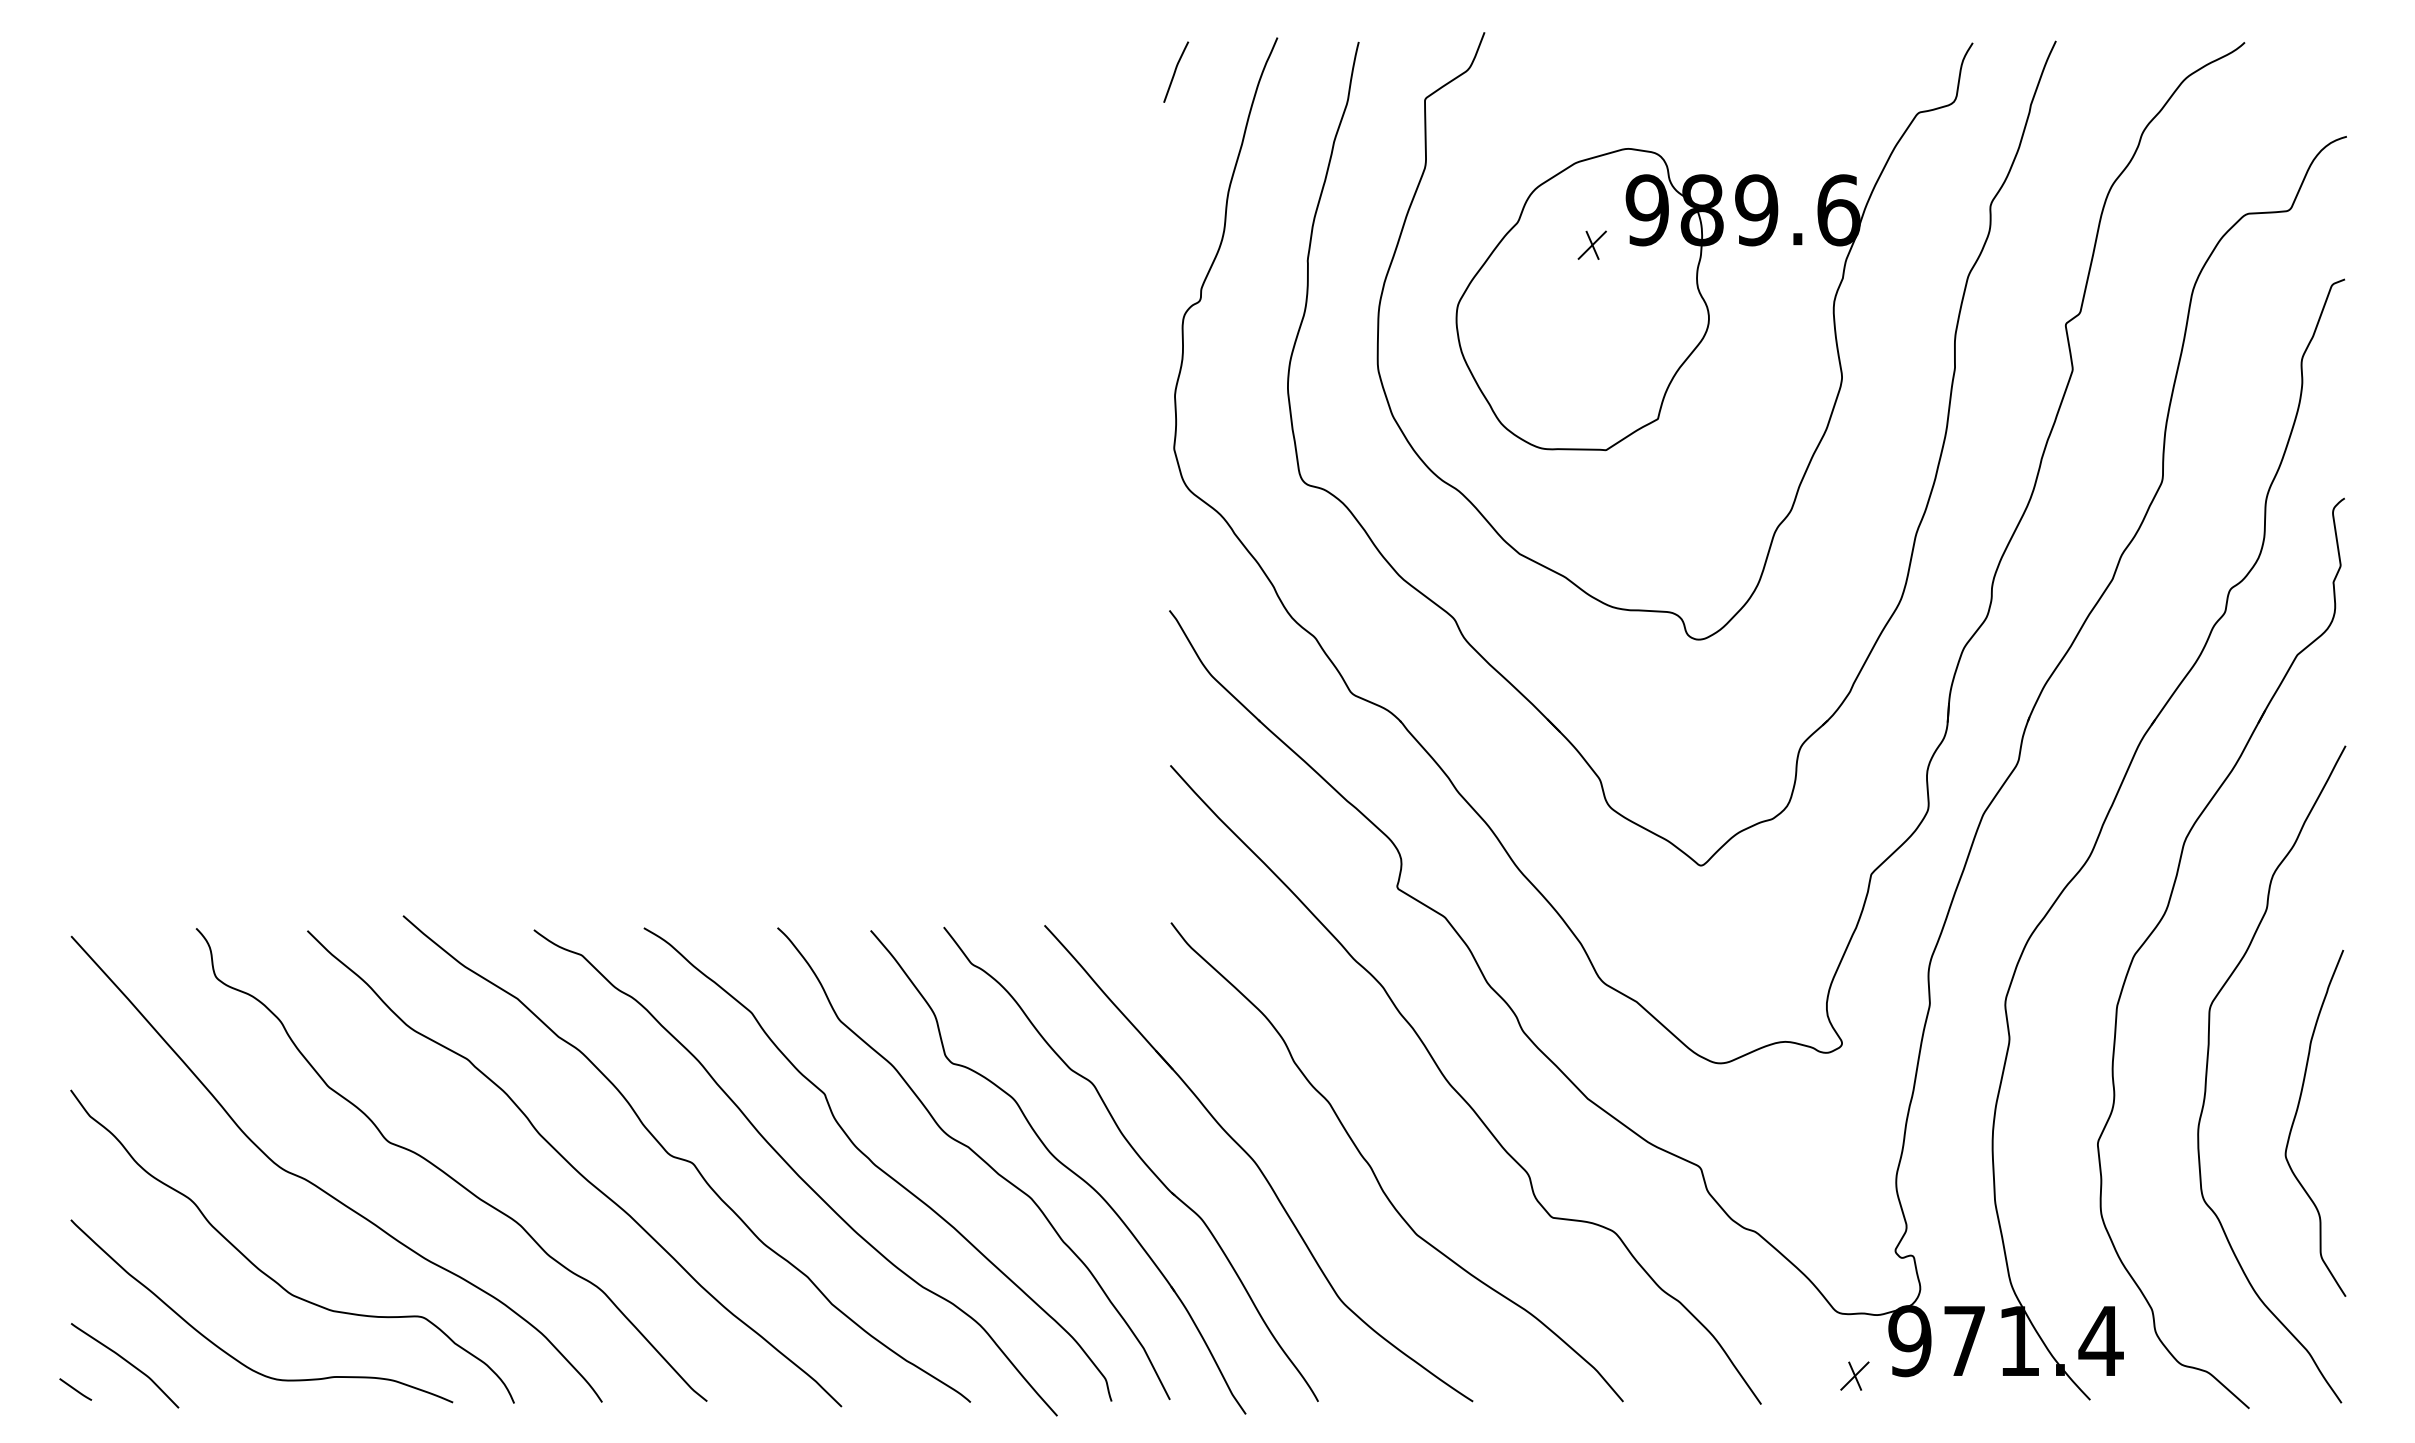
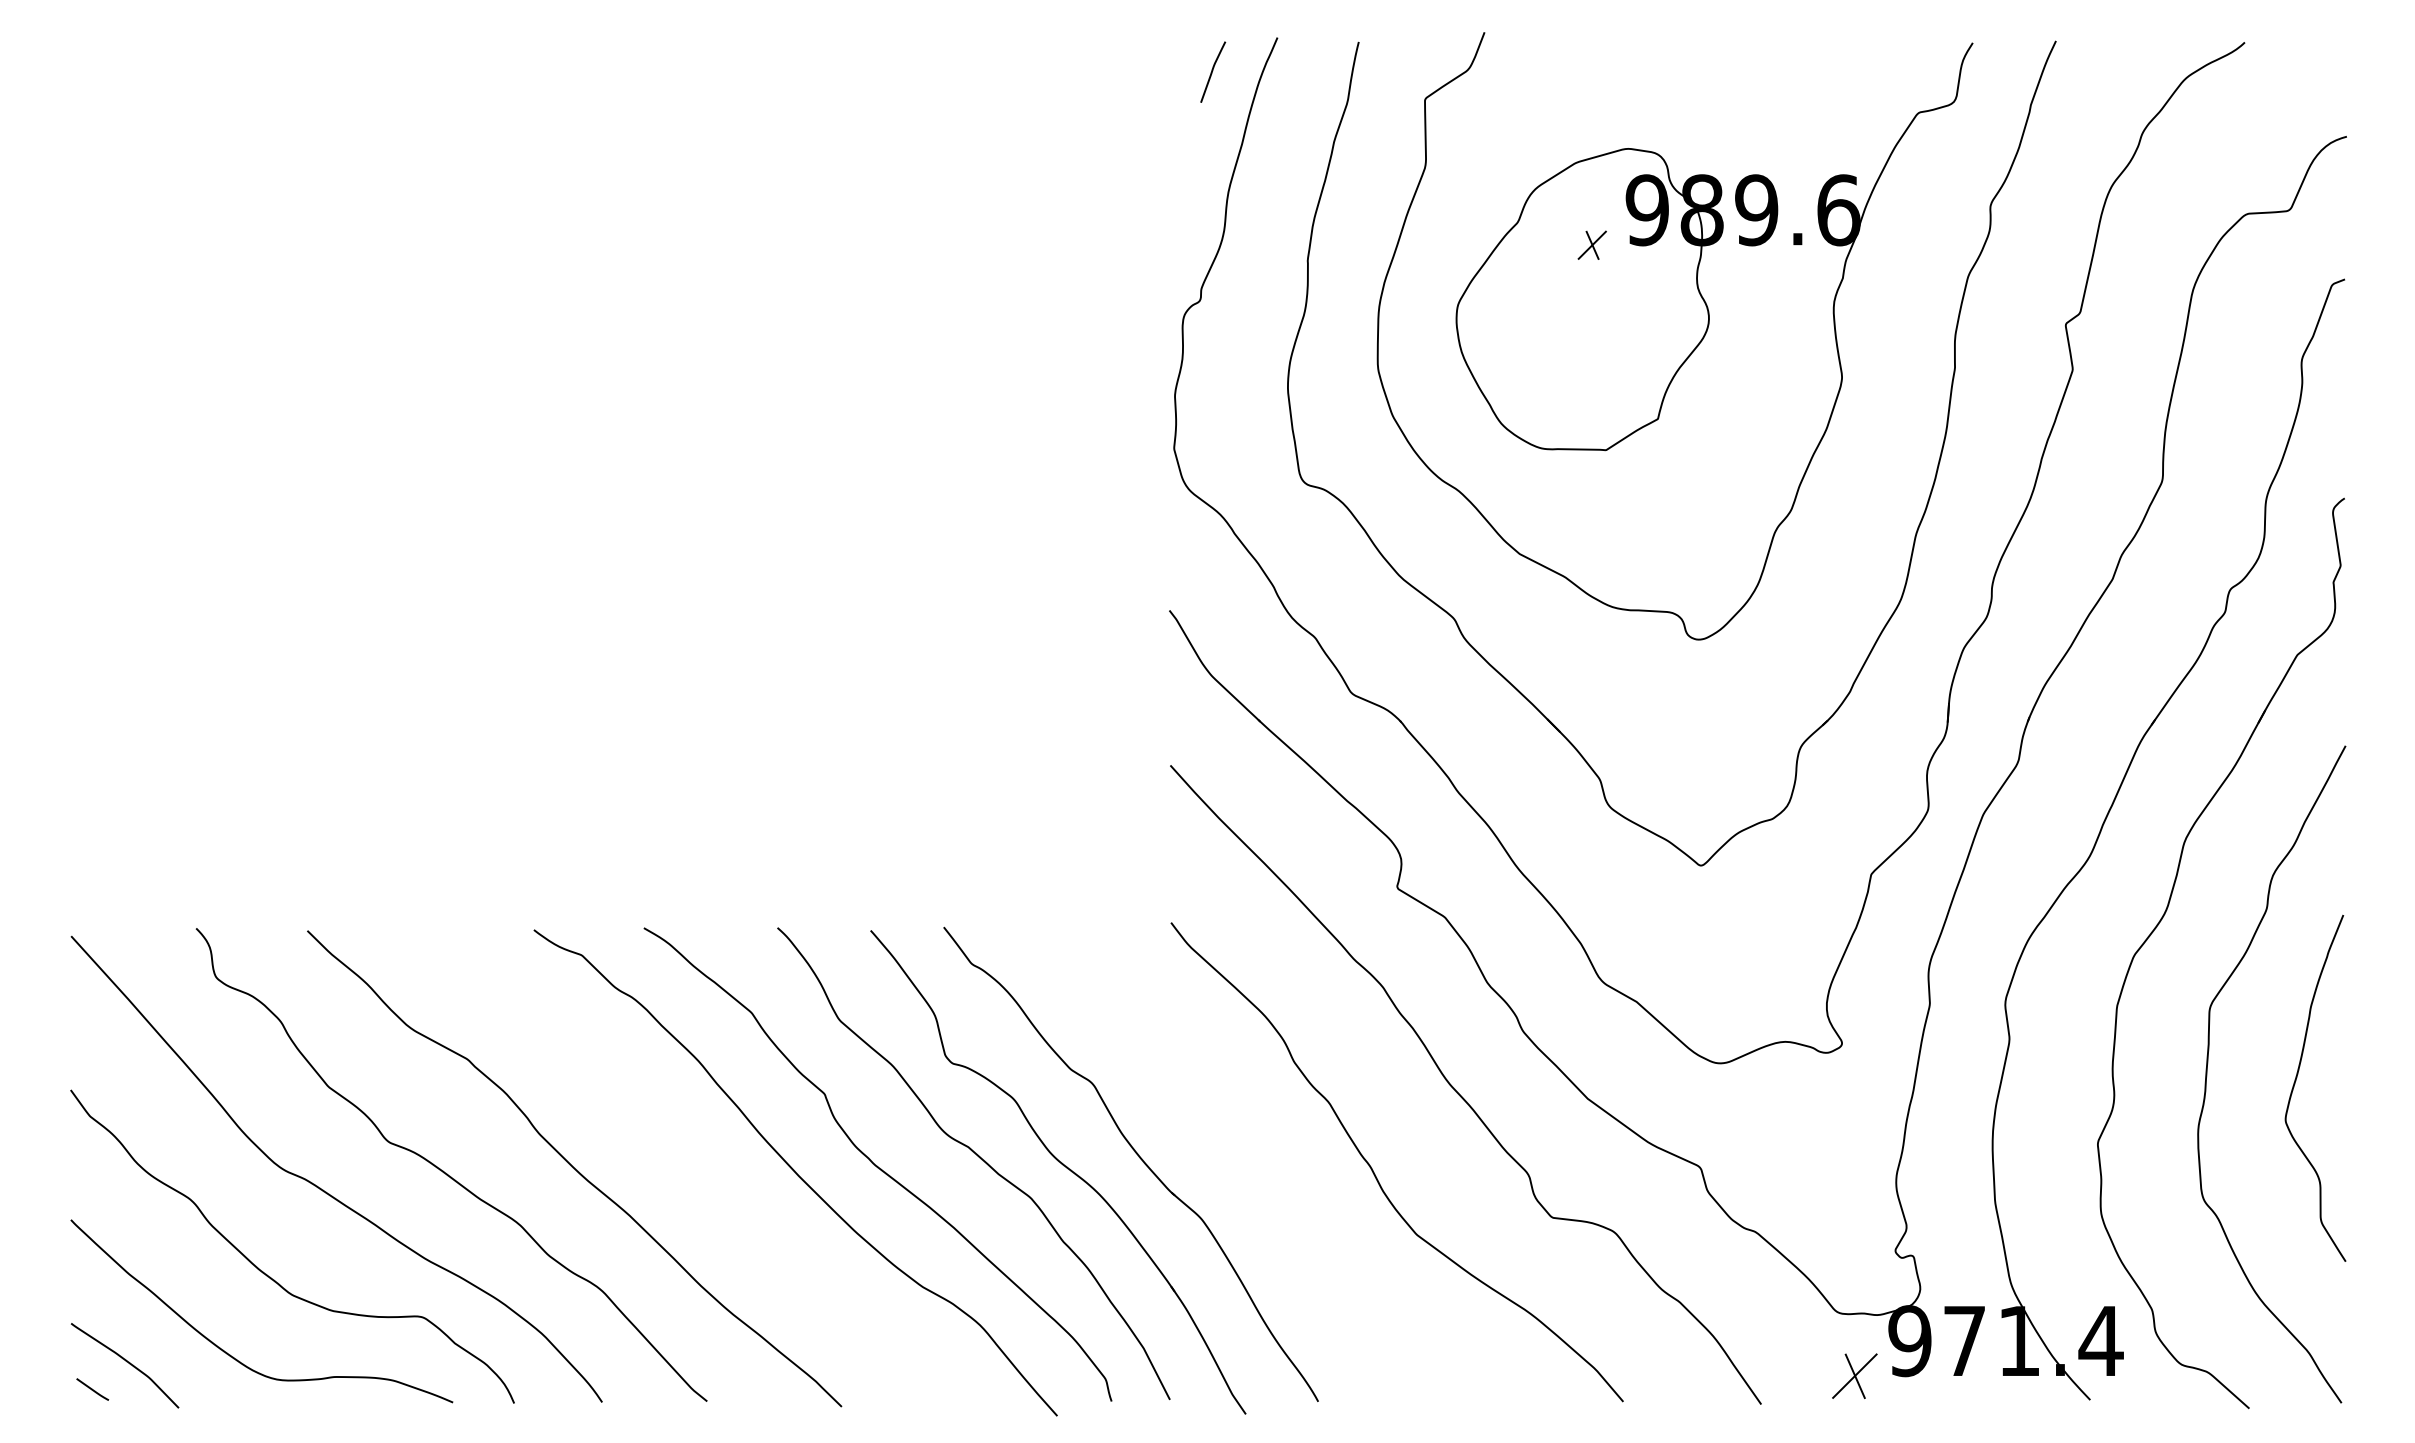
curve position: (1176, 70) -> (1213, 70) (1213, 70)
curve position: (2296, 1116) -> (2296, 1081) (2296, 1081)
curve: present -> none (686, 1159)
part: present -> none (1258, 1163)
part size: 30x30 px -> 46x46 px (1854, 1375)
line position: (75, 1389) -> (92, 1389) (92, 1389)
